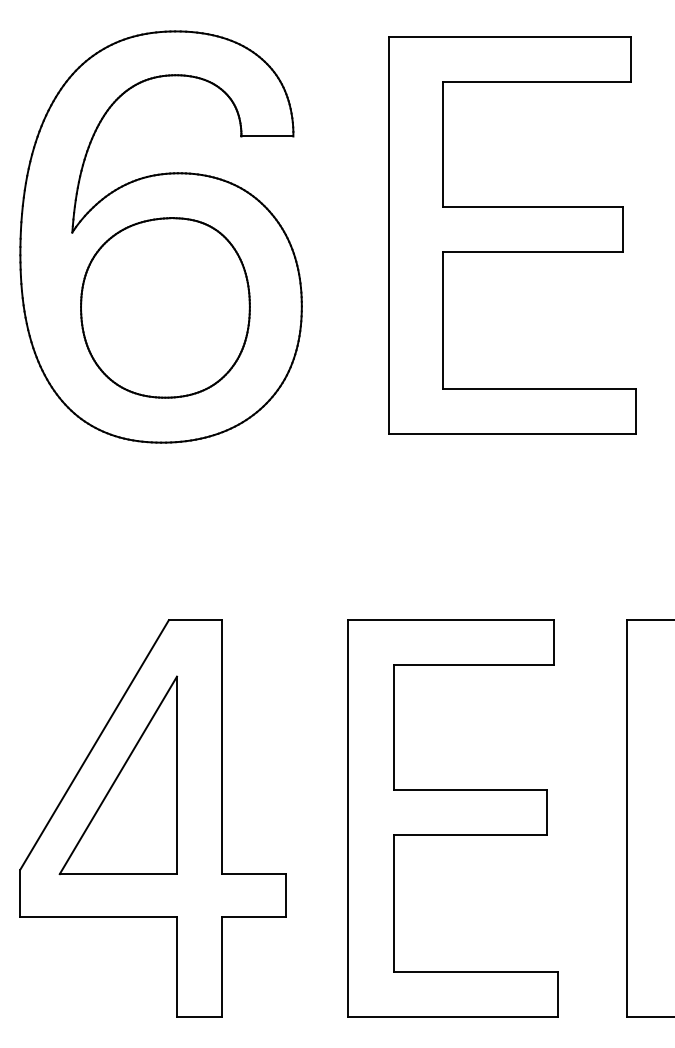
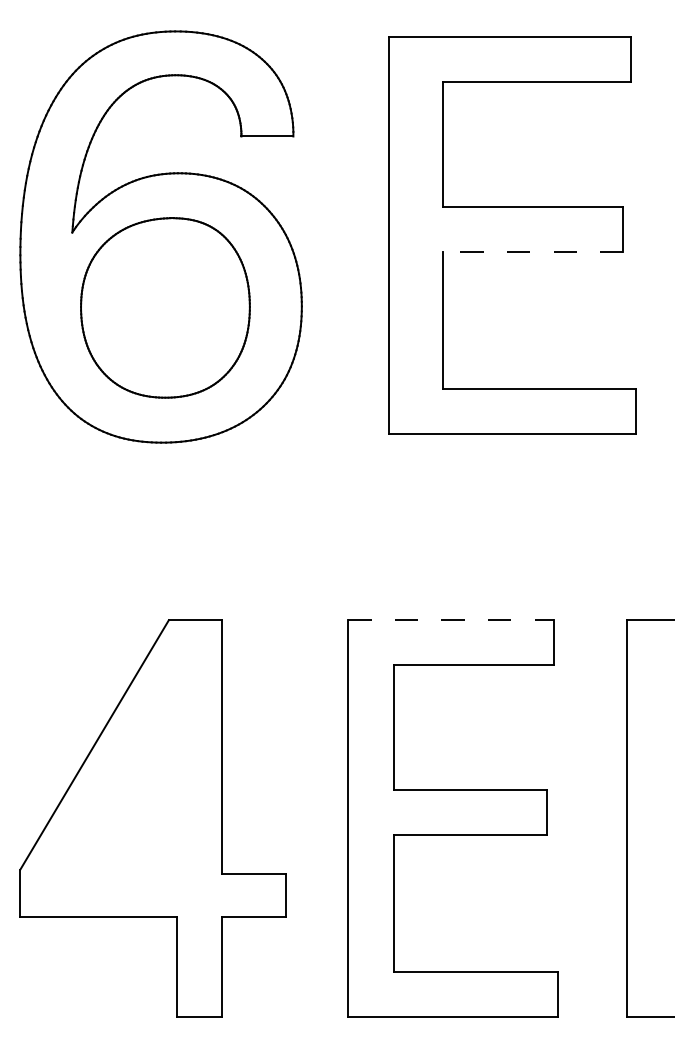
line: solid -> dashed (532, 252)
line: solid -> dashed (450, 620)
part: present -> none (118, 774)
